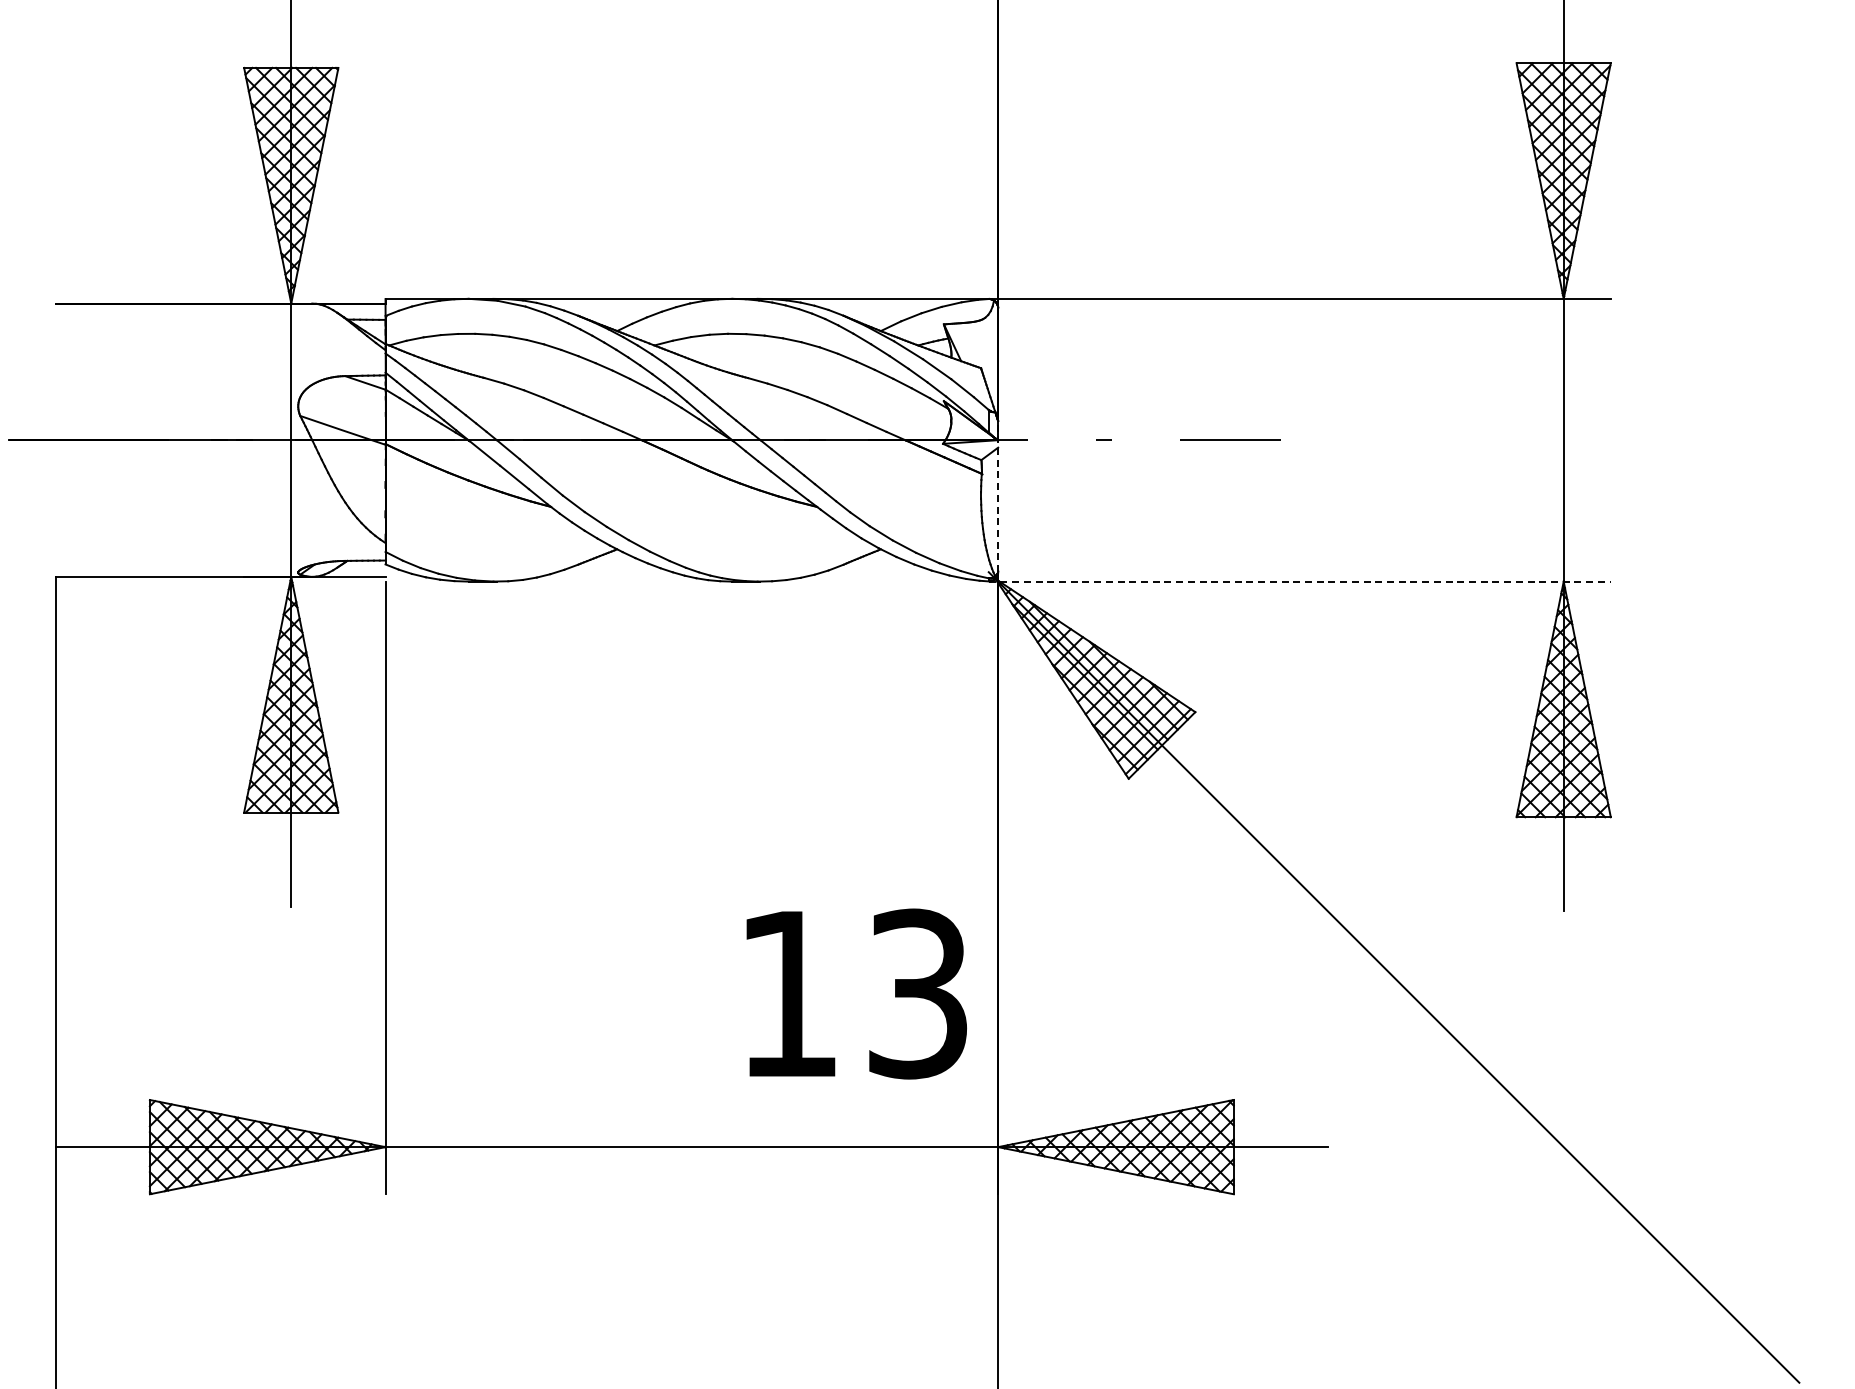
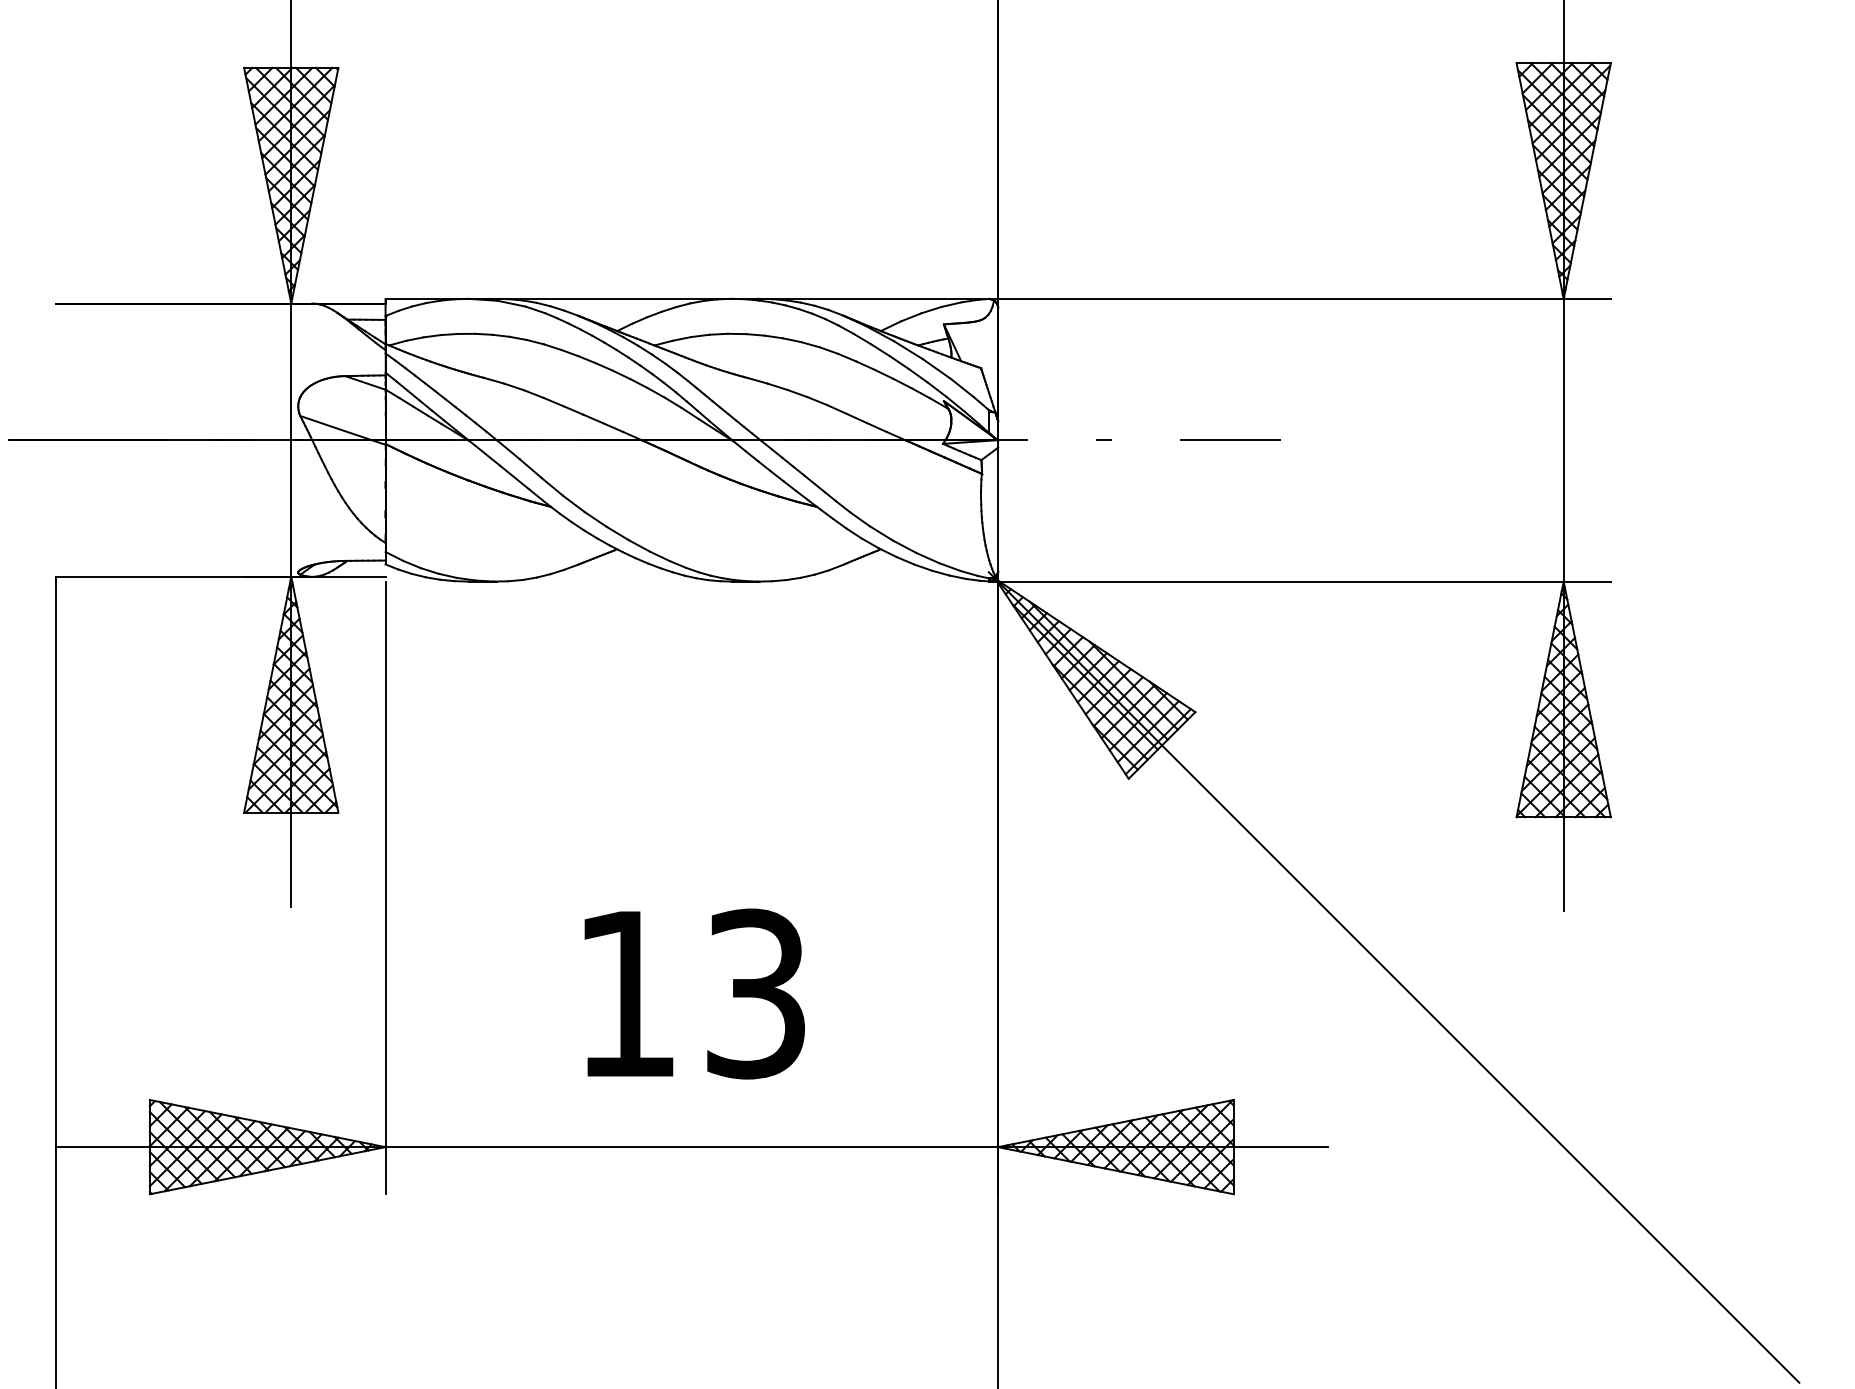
line: dashed -> solid (998, 496)
line: dashed -> solid (1300, 581)
text position: (856, 993) -> (694, 993) (694, 993)
